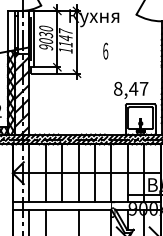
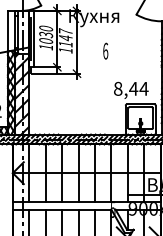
text: 9030 -> 1030 (46, 47)
text: 8,47 -> 8,44 (143, 88)
line: none -> present (62, 220)
line: none -> present (94, 220)
